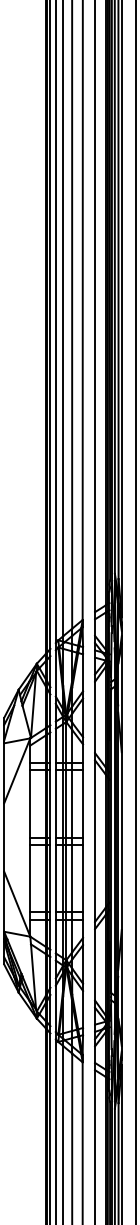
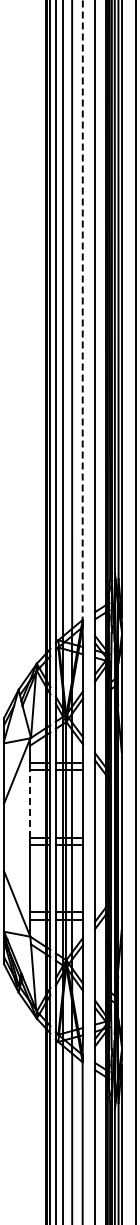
line: solid -> dashed (82, 310)
line: solid -> dashed (30, 803)
